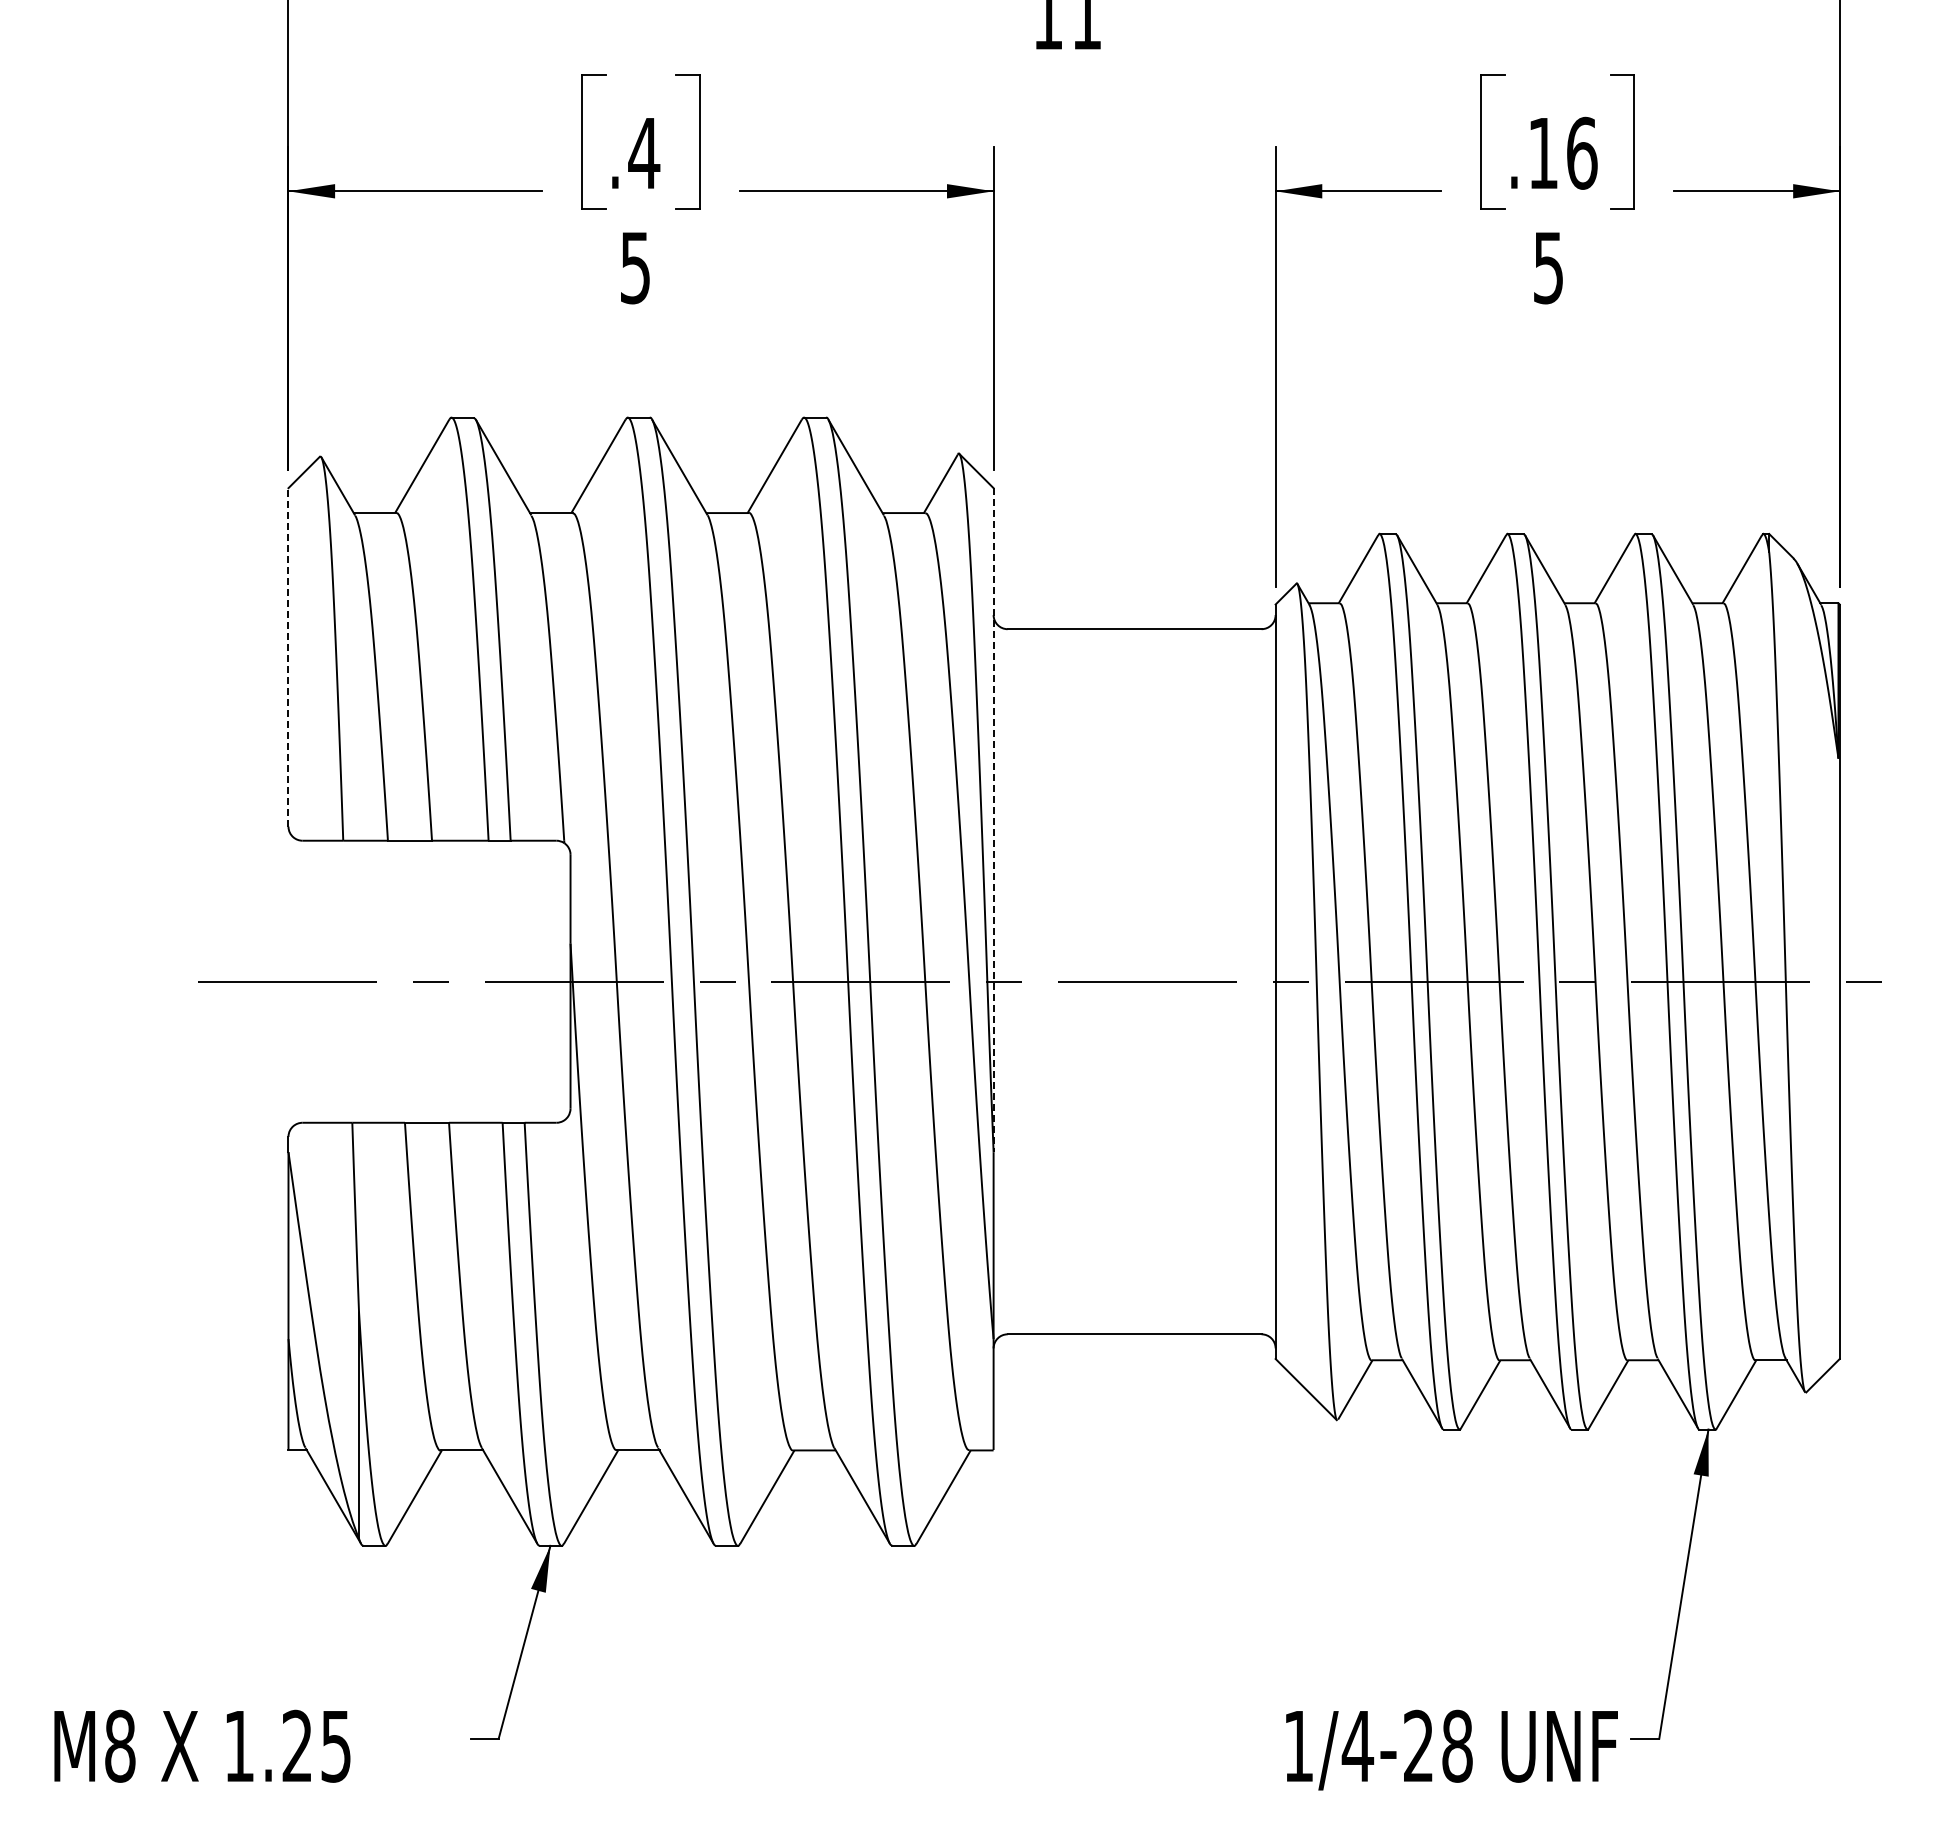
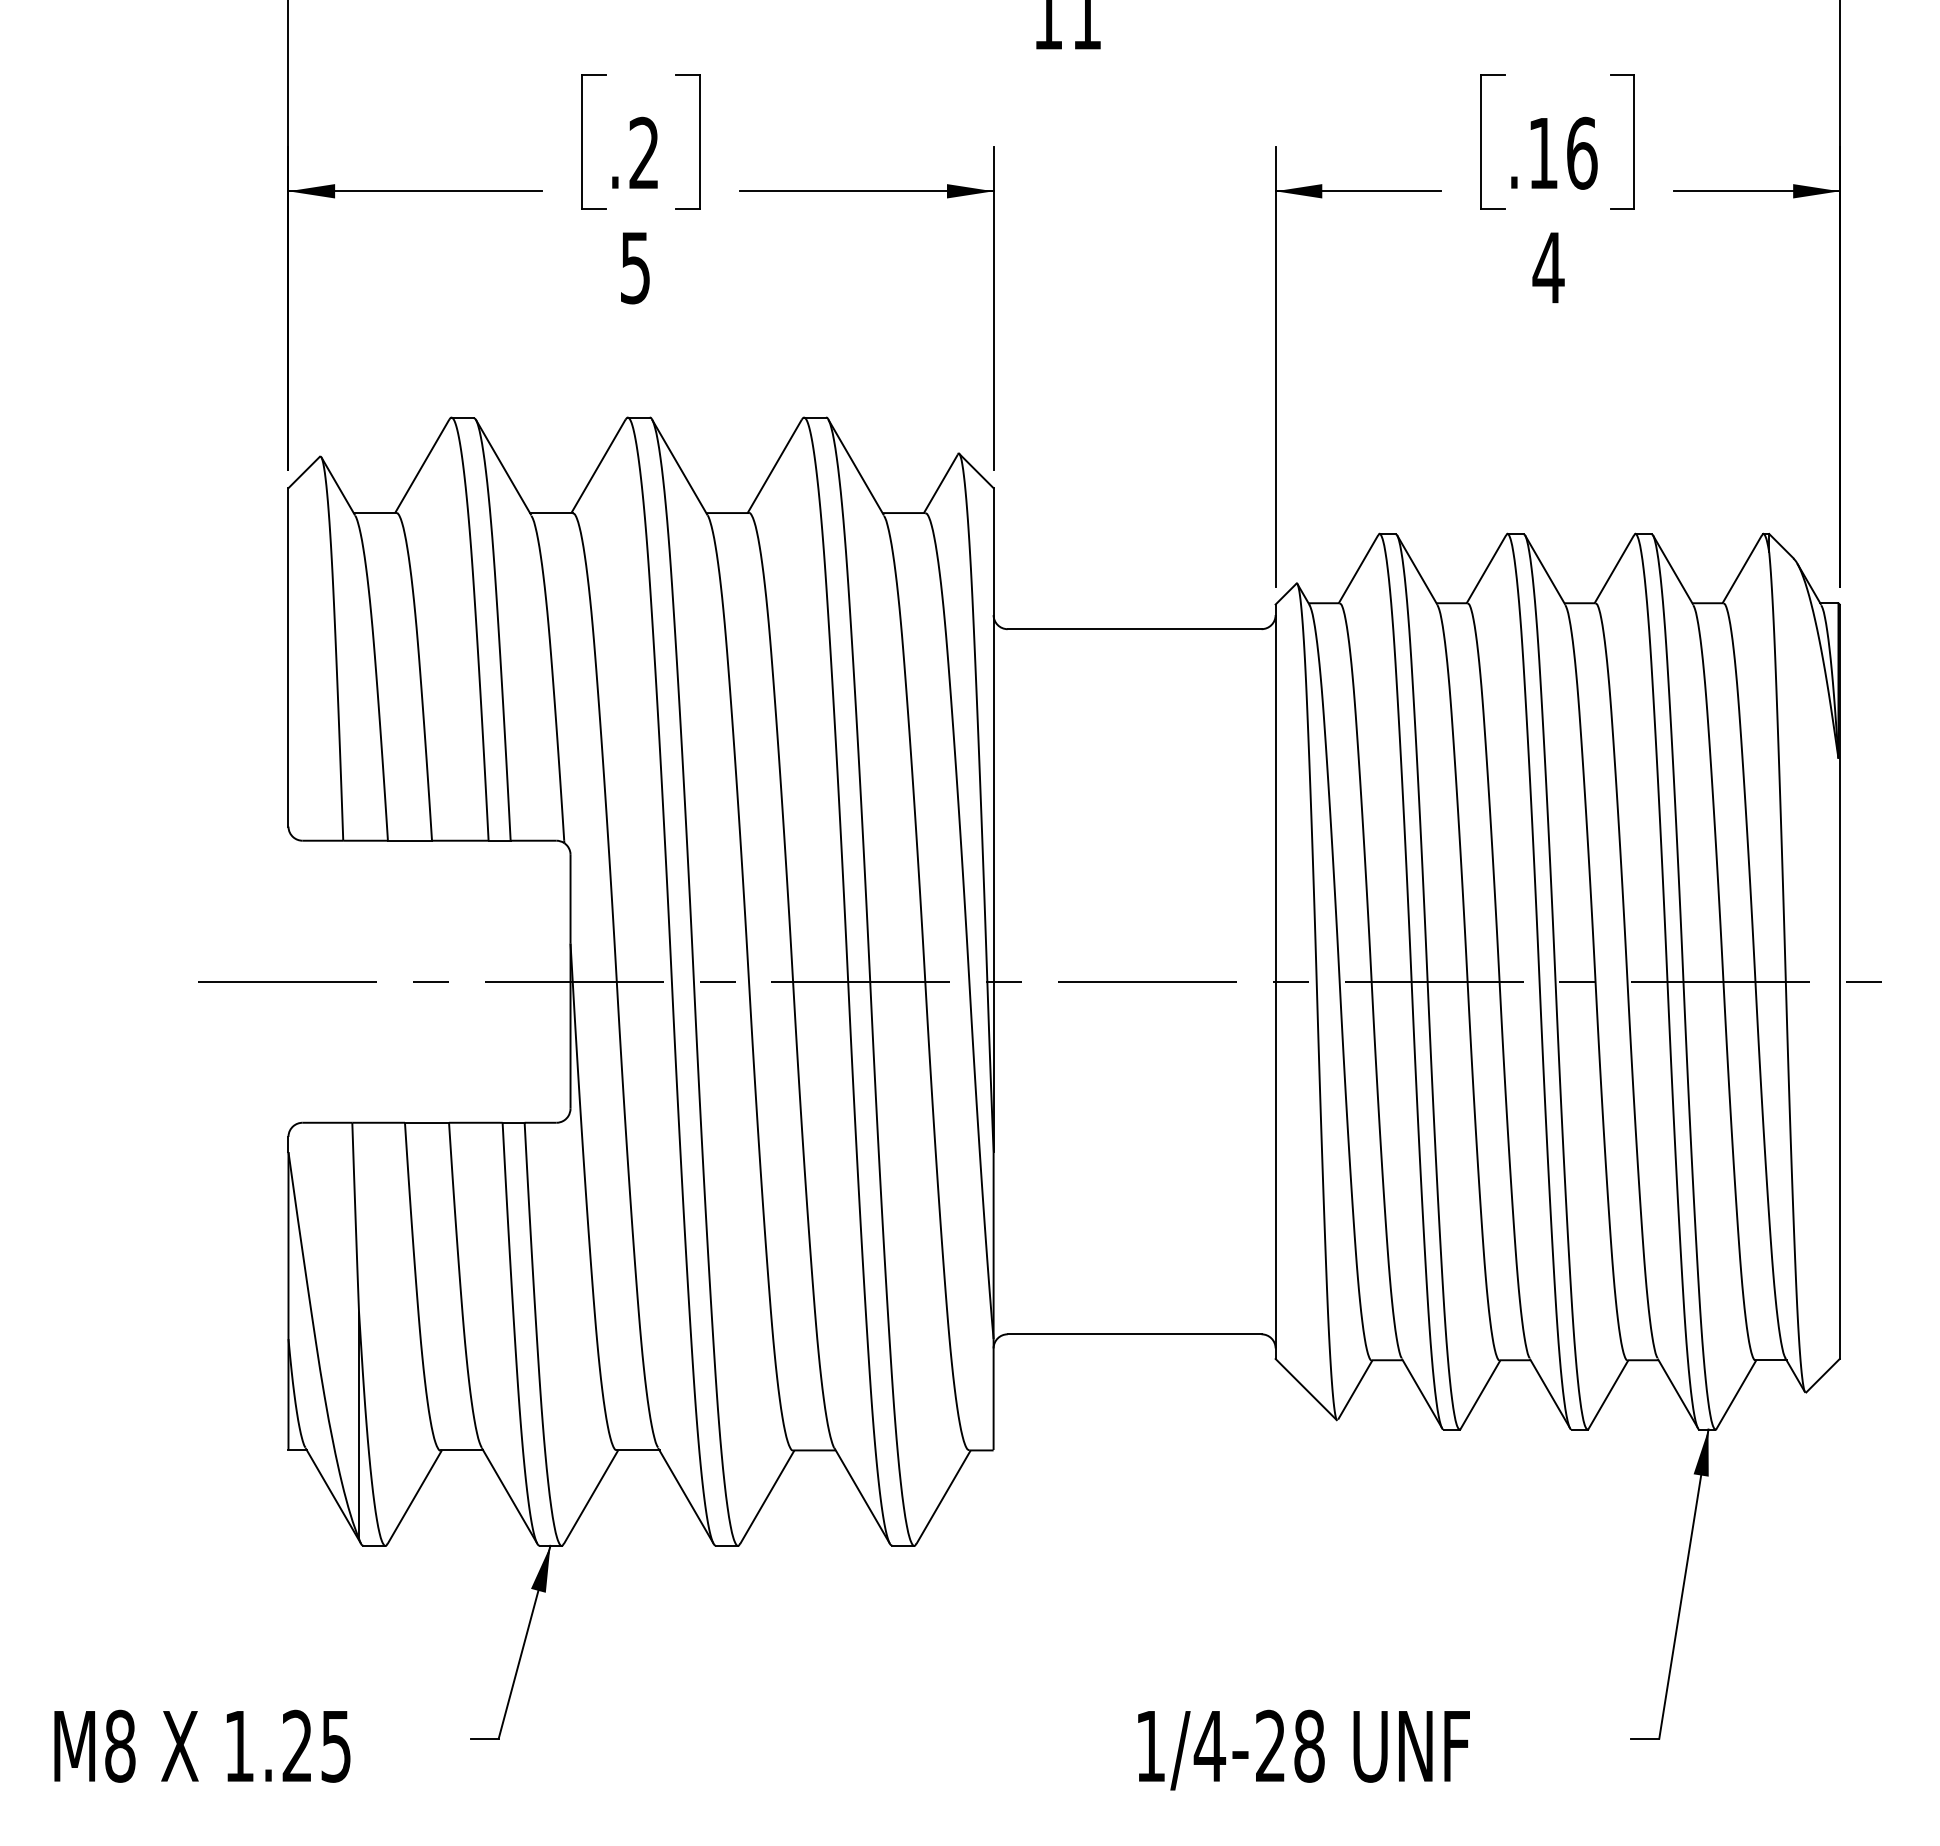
text: .4 -> .2 (644, 152)
text: 5 -> 4 (1548, 268)
line: dashed -> solid (288, 656)
line: dashed -> solid (993, 820)
text position: (1451, 1749) -> (1303, 1749) (1303, 1749)
